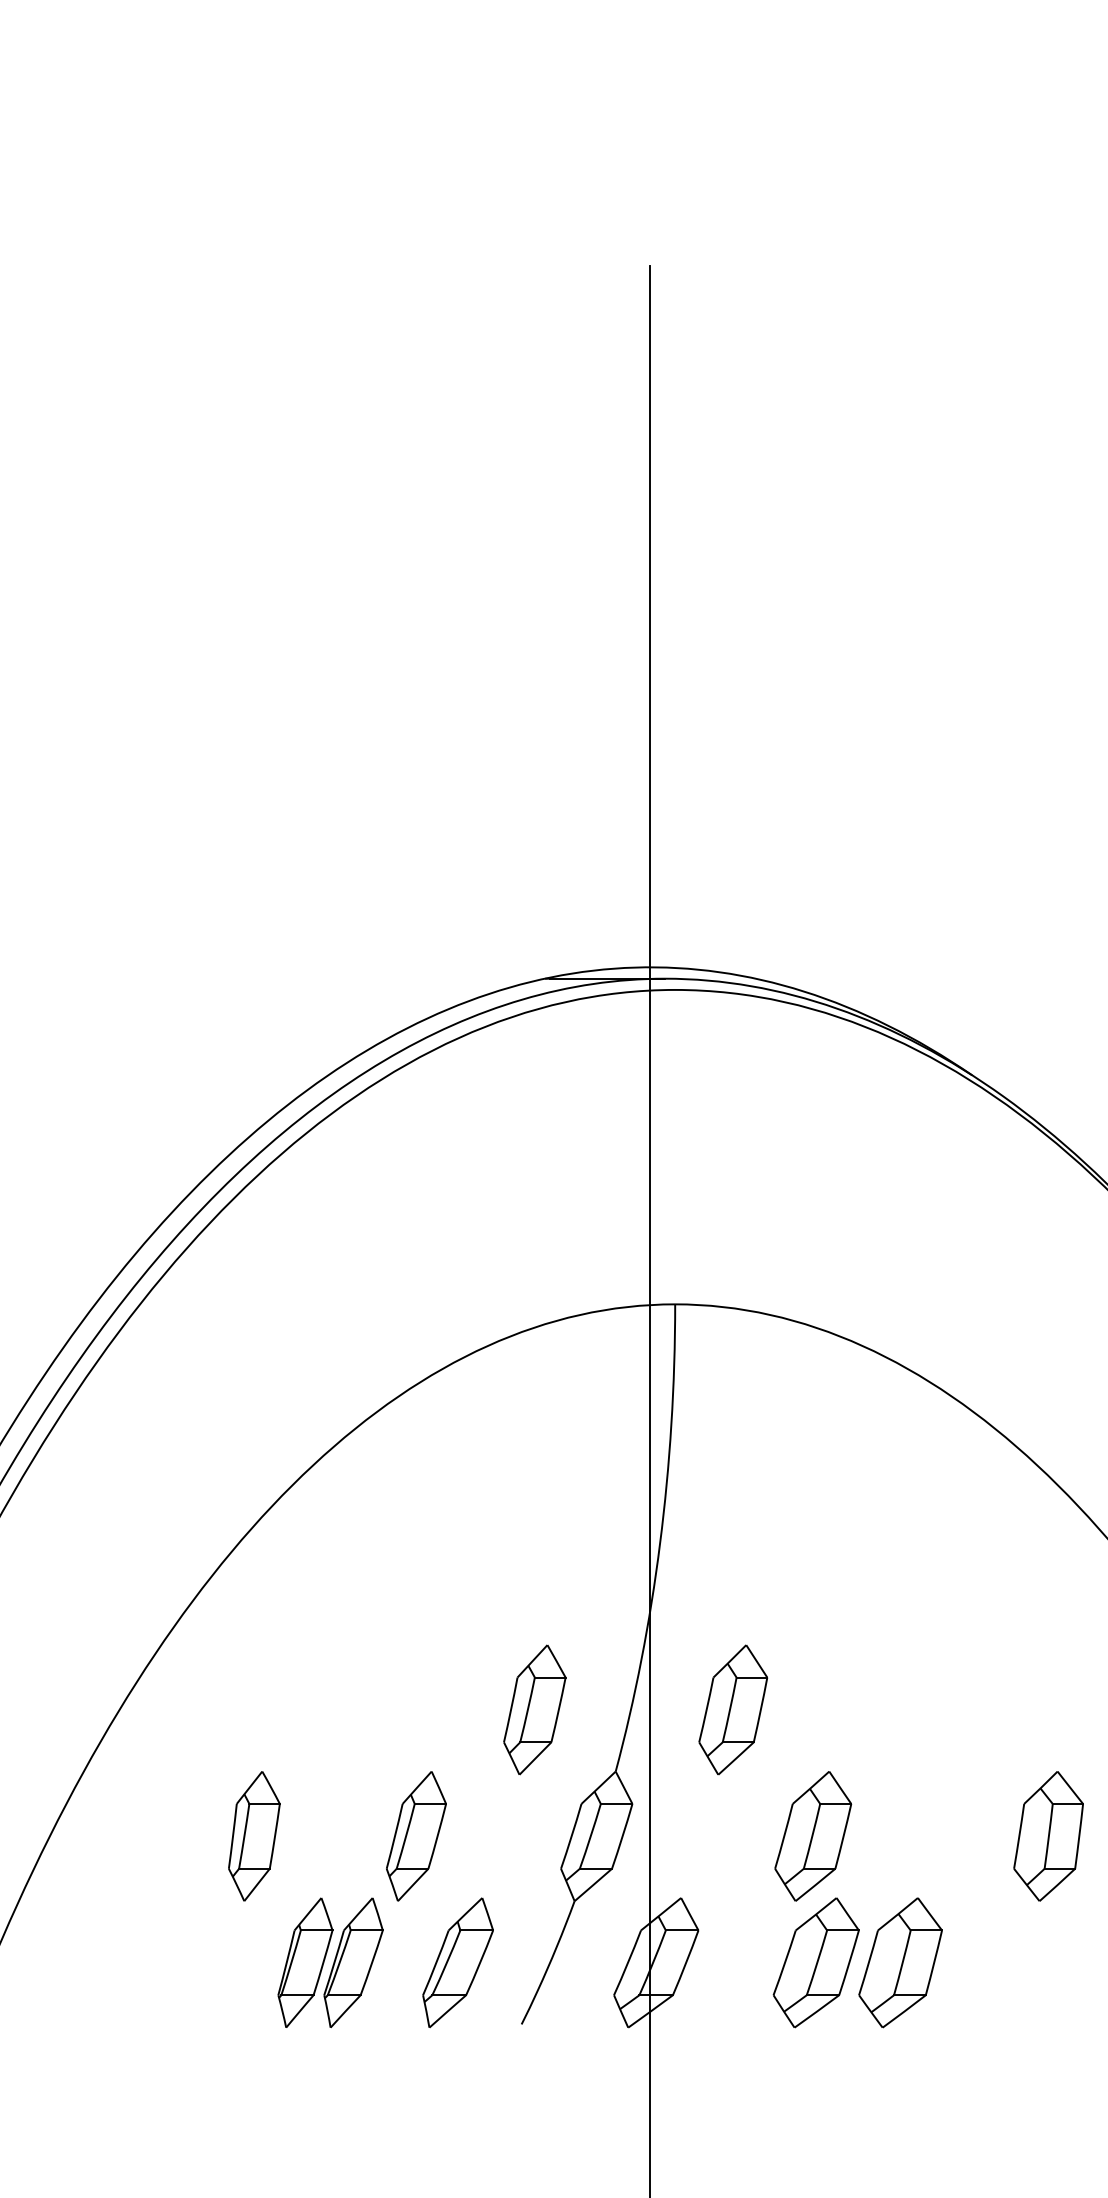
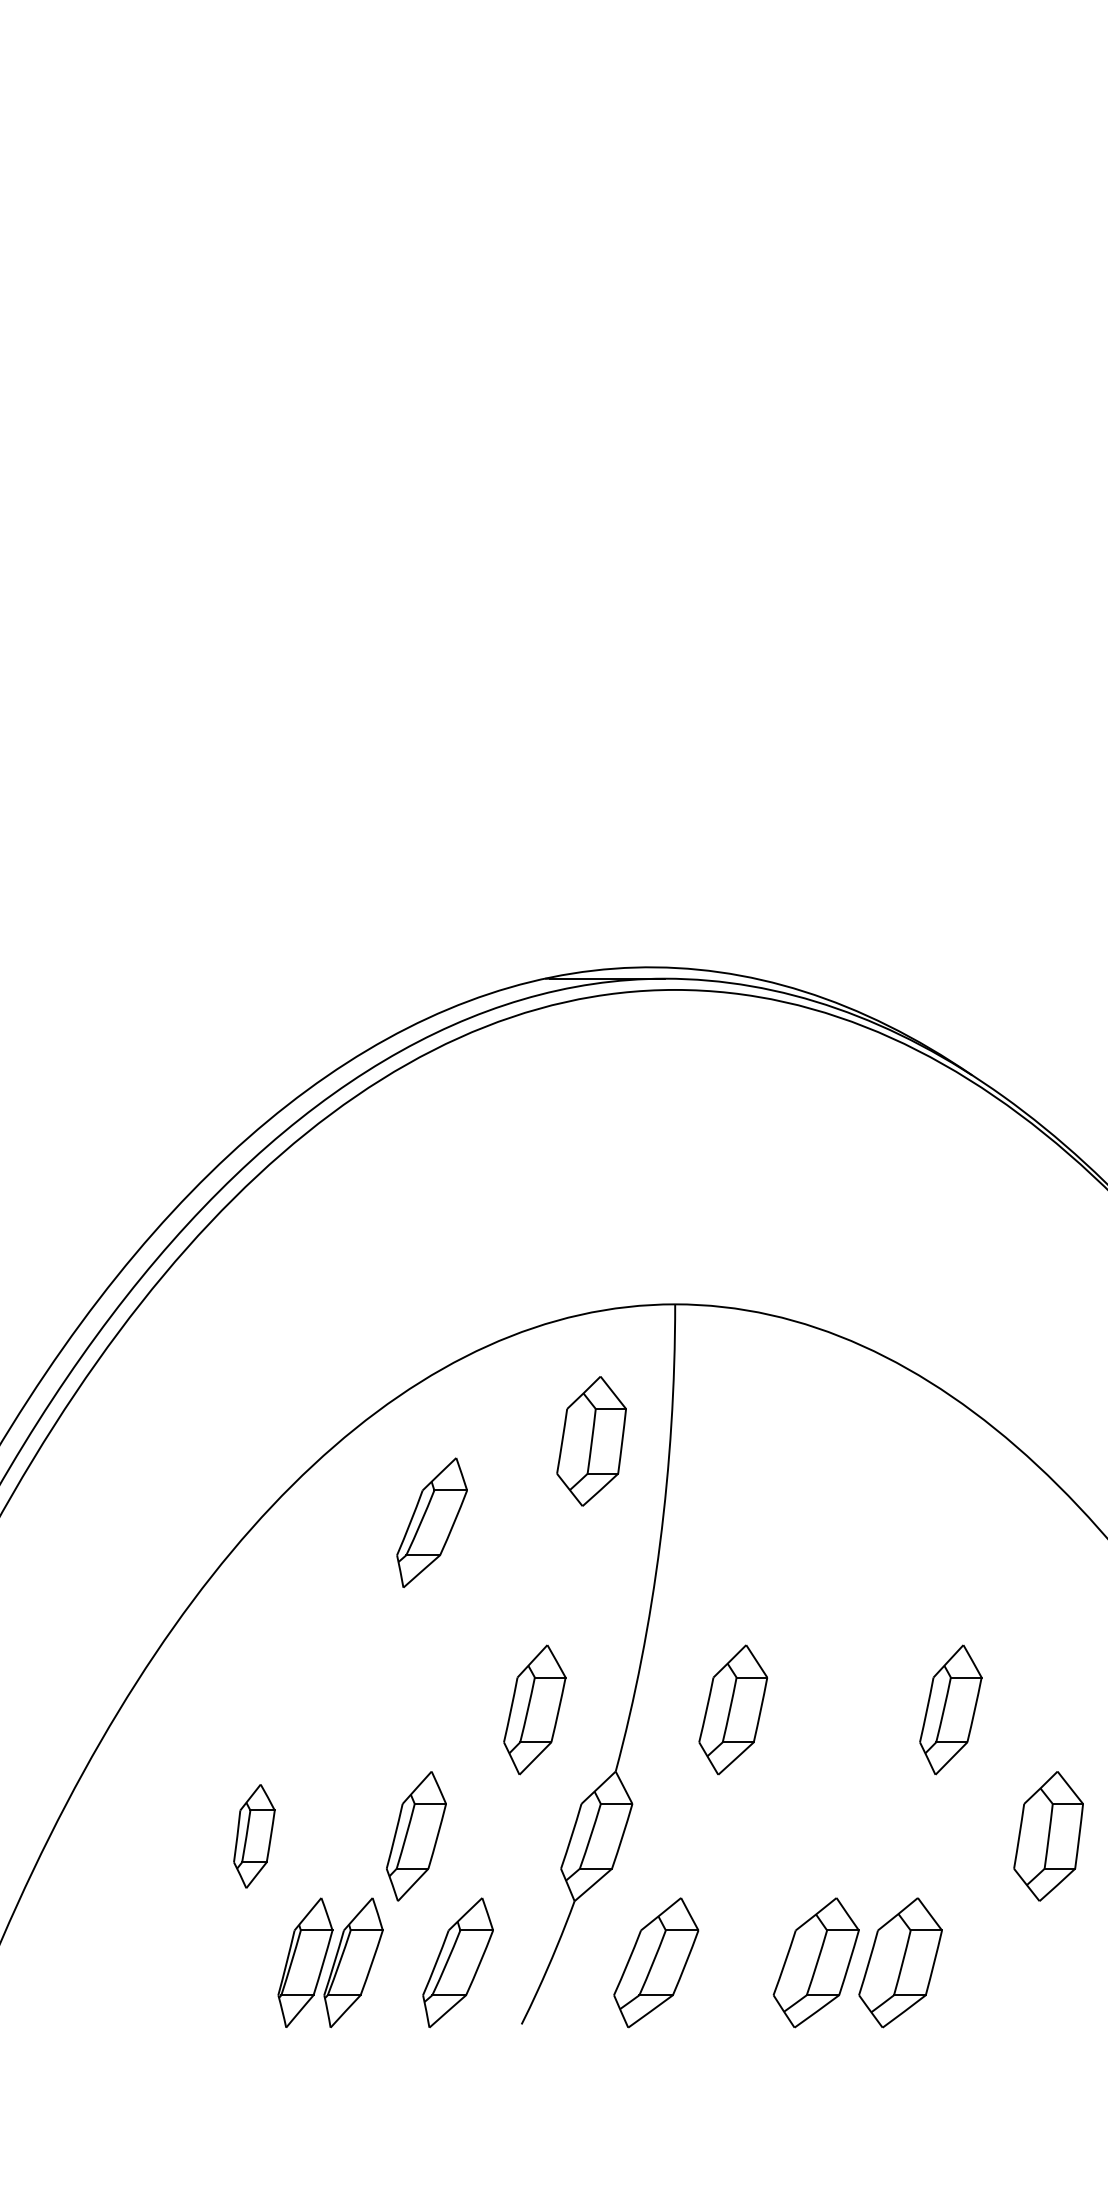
line: present -> none (650, 1229)
part: none -> present (591, 1441)
part: none -> present (431, 1522)
part: none -> present (950, 1709)
part size: 53x131 px -> 43x105 px (254, 1836)
part: present -> none (813, 1836)
